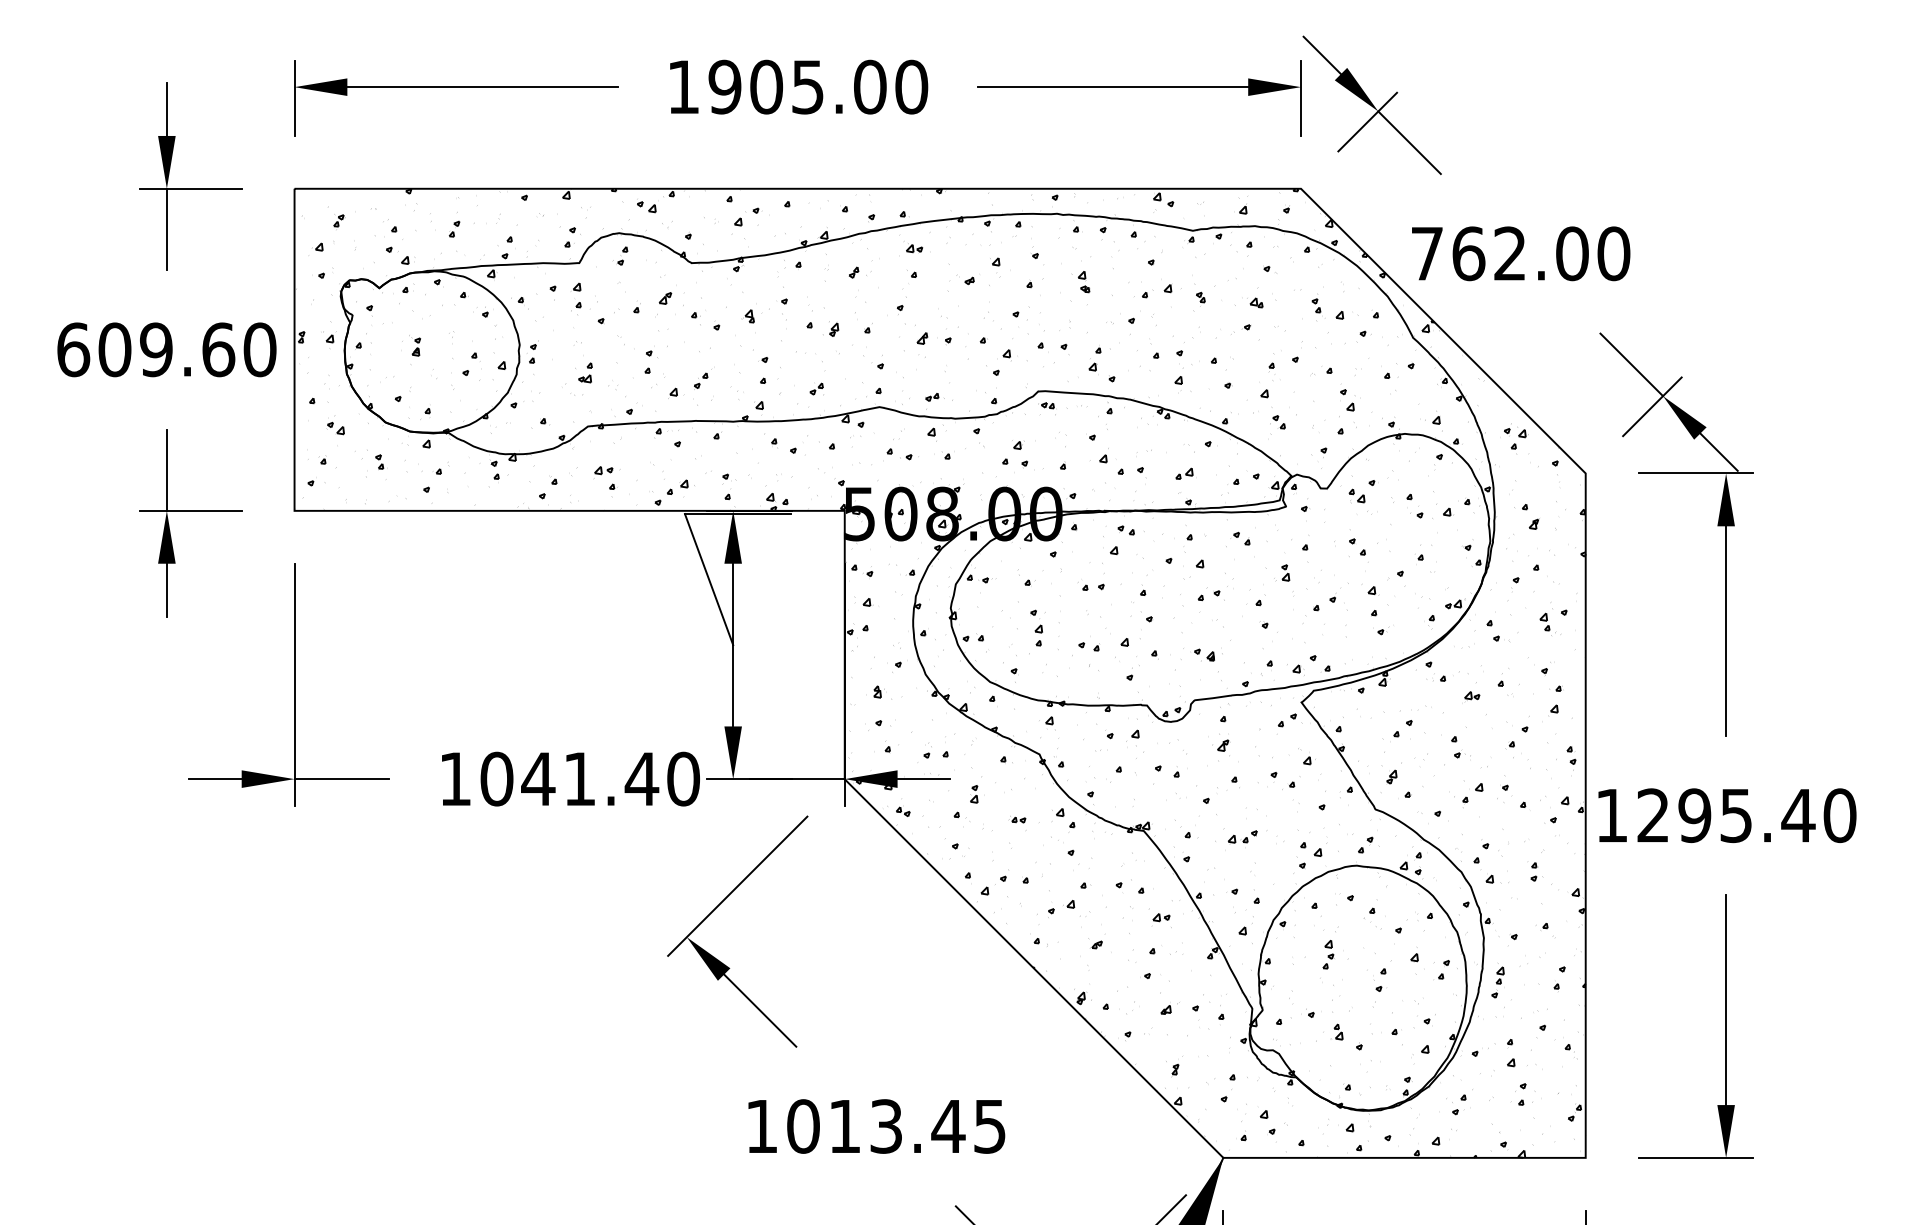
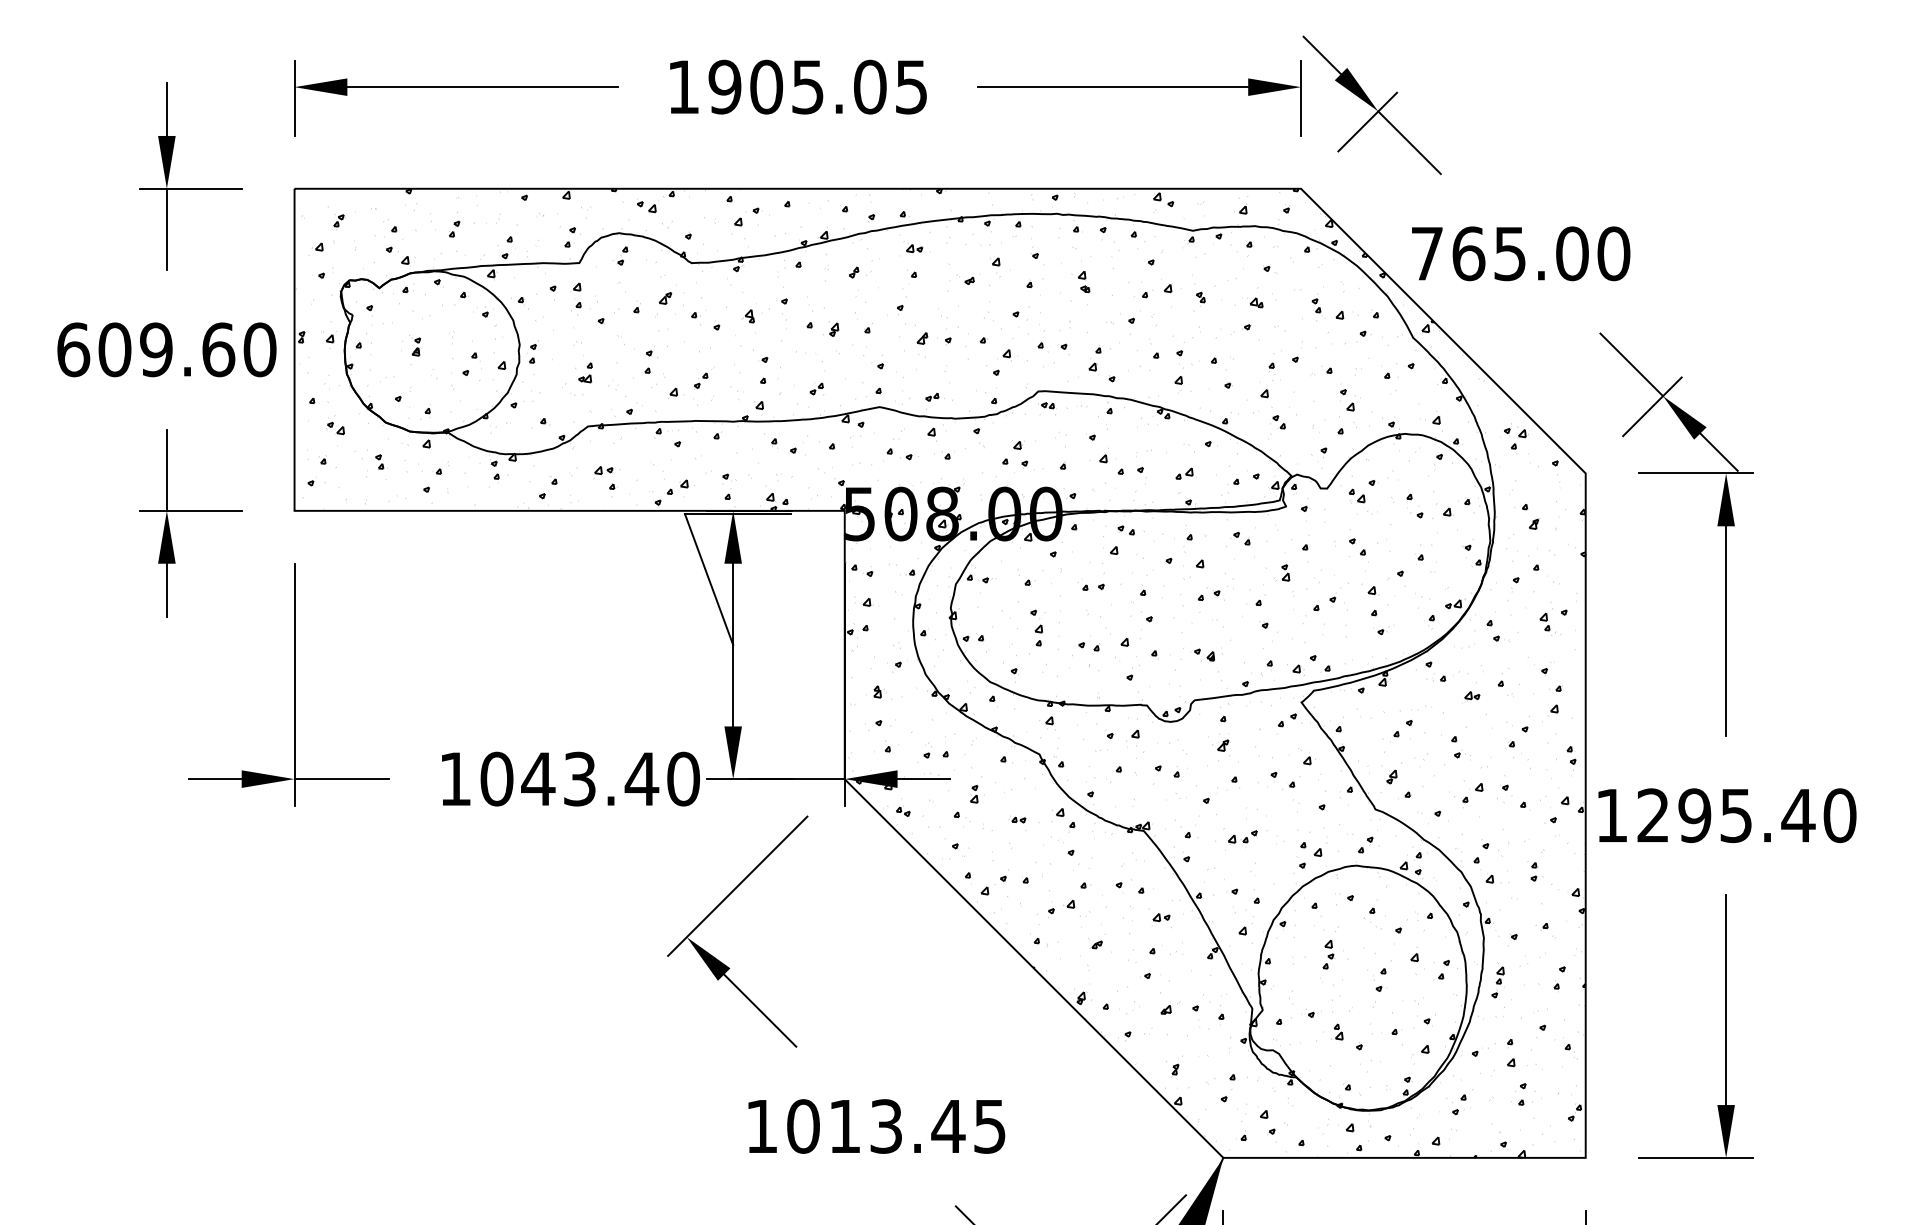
text: 1905.00 -> 1905.05 (911, 86)
text: 762.00 -> 765.00 (1509, 253)
text: 1041.40 -> 1043.40 (579, 778)
